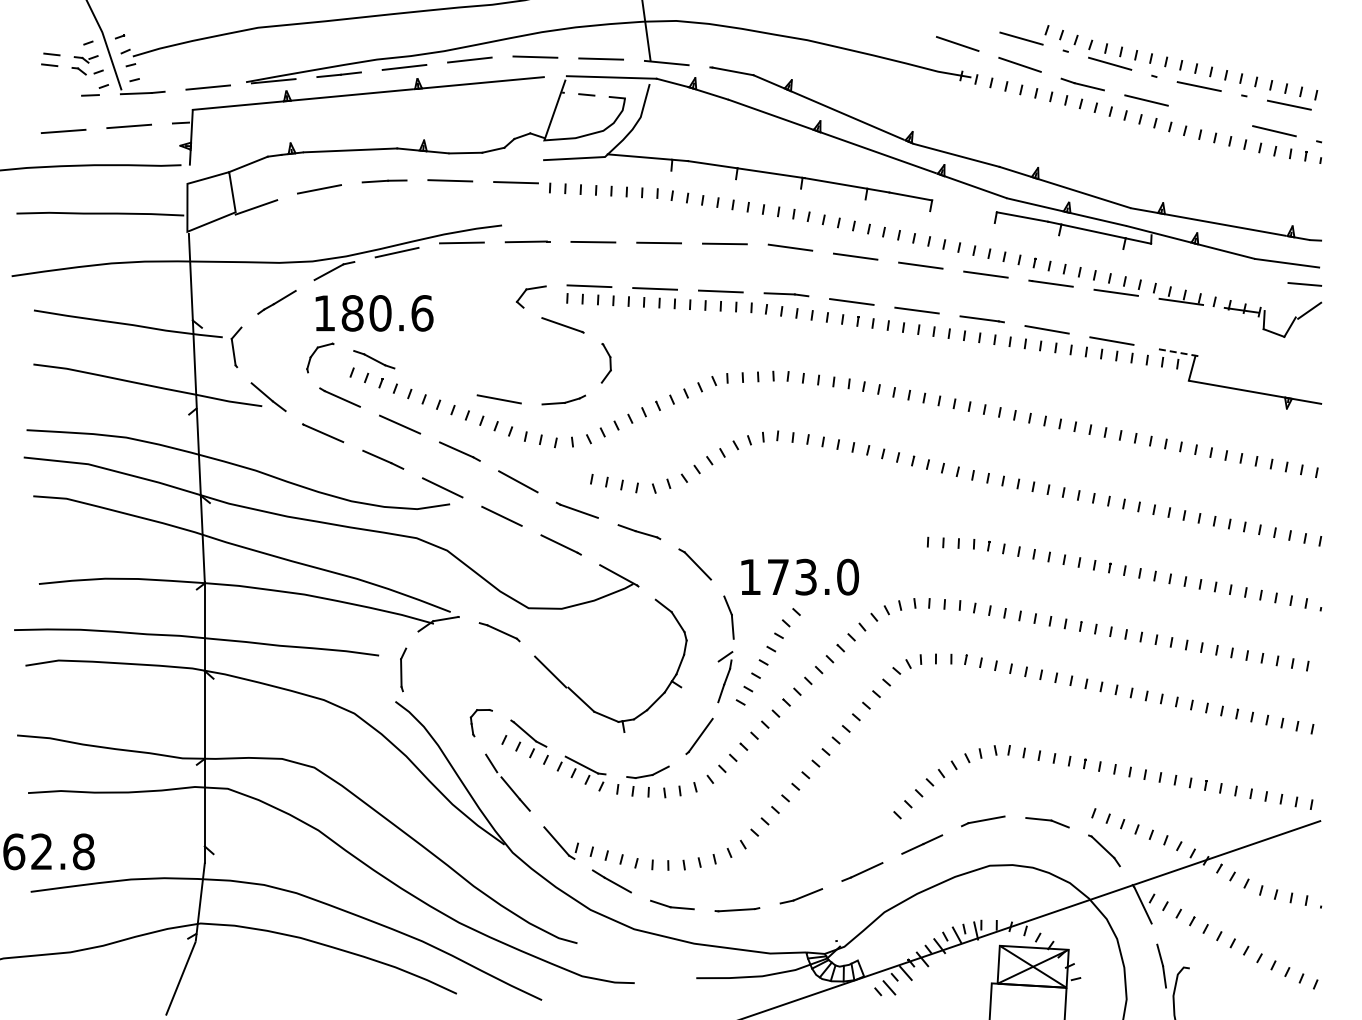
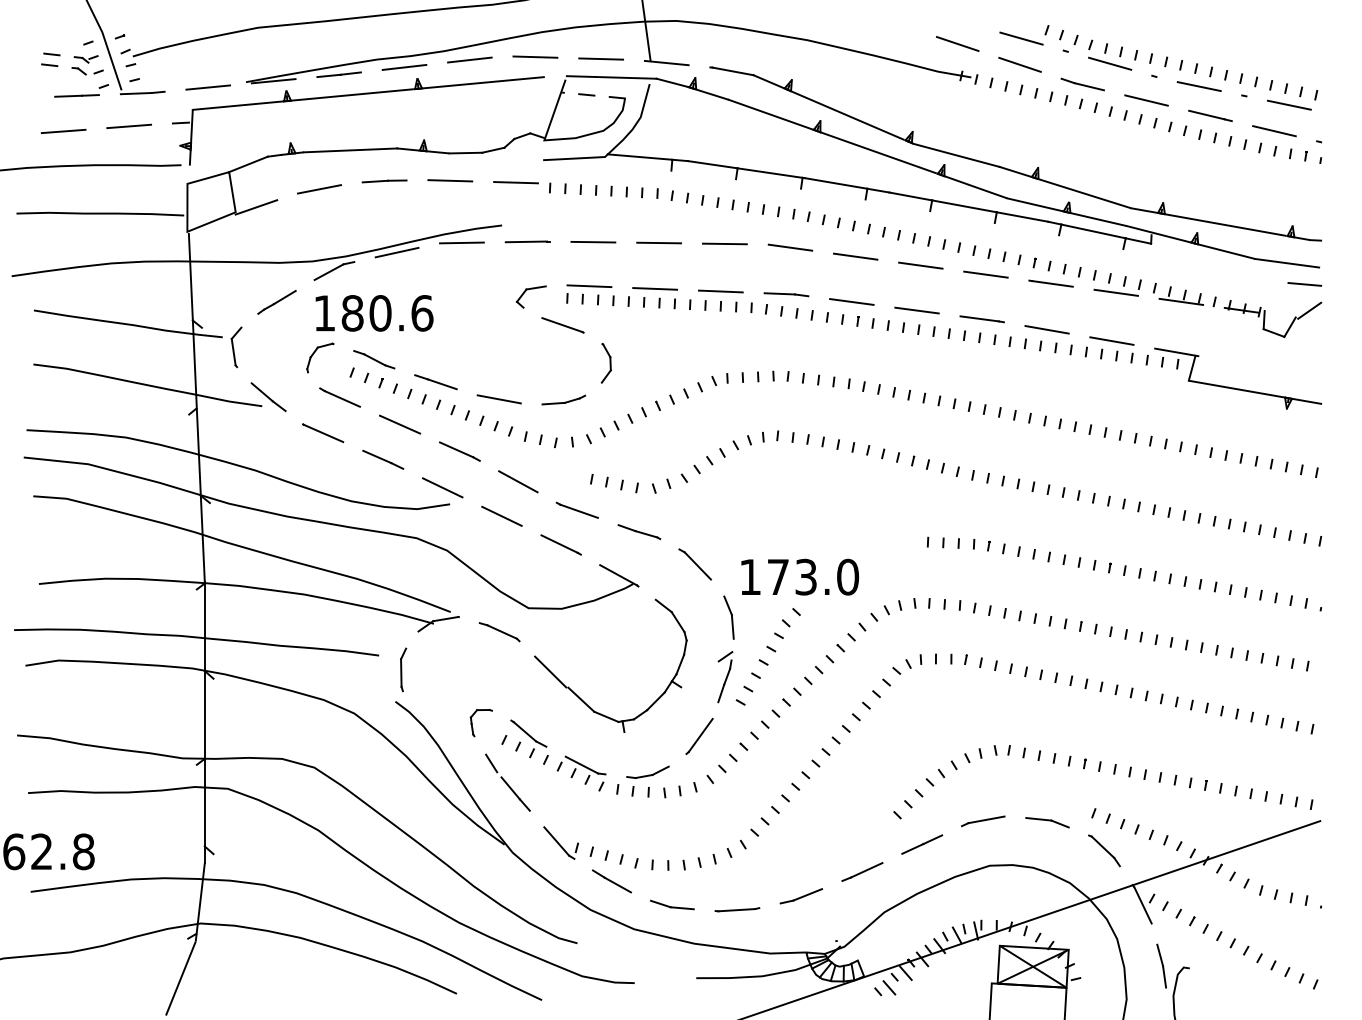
line: none -> present (68, 95)
line: none -> present (1210, 115)
line: none -> present (964, 206)
line: dashed -> solid (1176, 352)
line: none -> present (435, 382)
